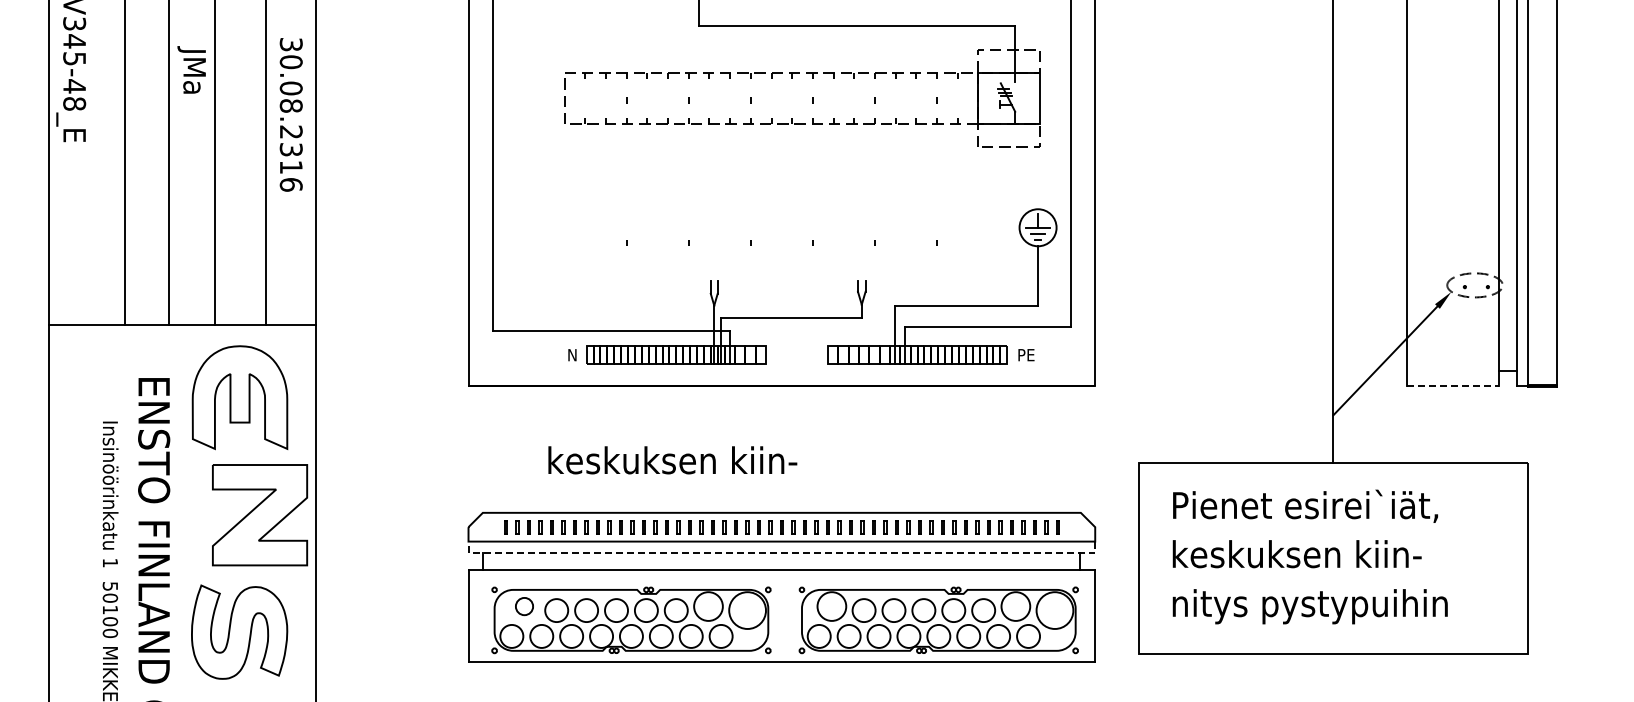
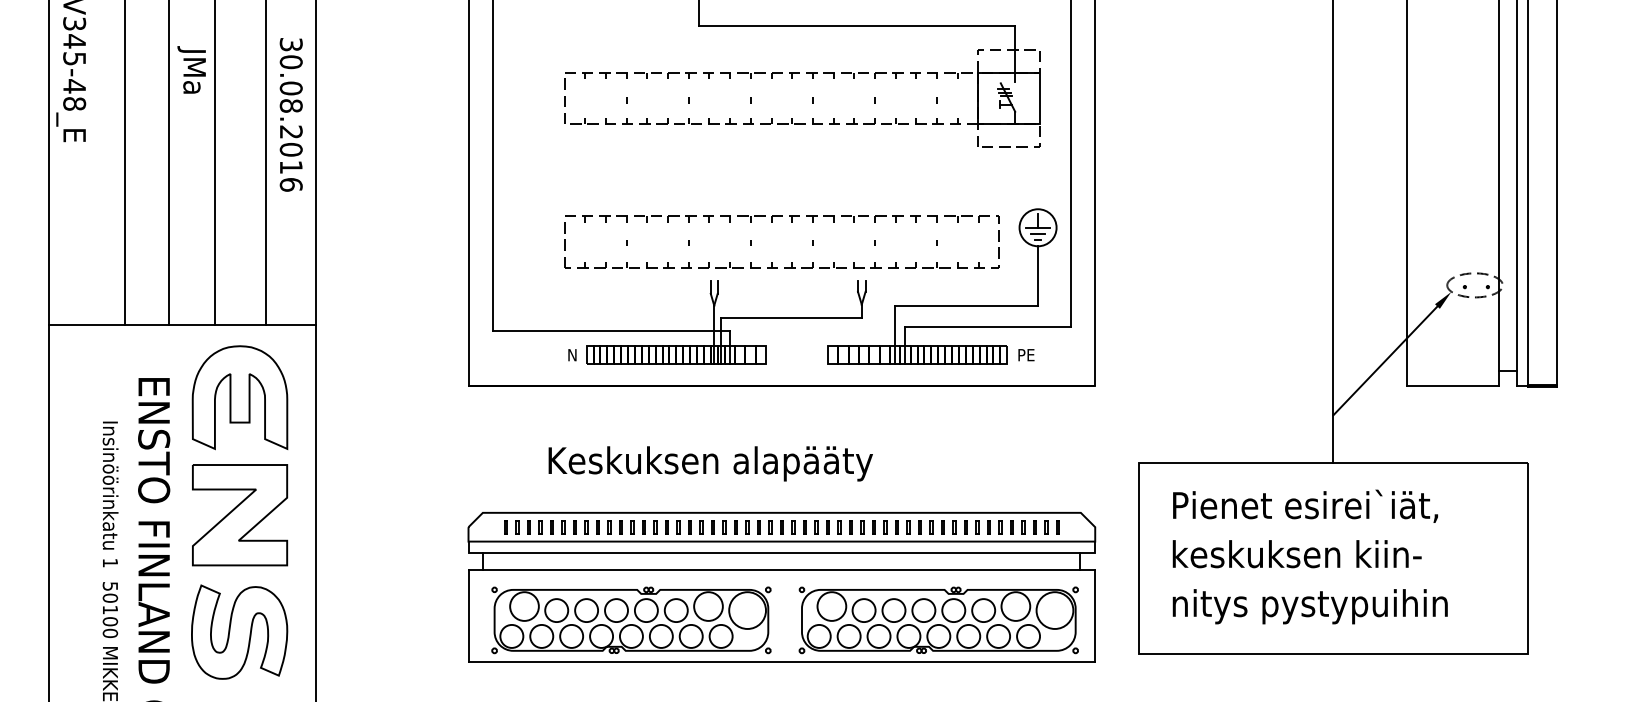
text: 30.08.2316 -> 30.08.2016 (290, 149)
part: none -> present (772, 222)
line: dashed -> solid (1453, 386)
text: keskuksen kiin- -> Keskuksen alapääty (710, 463)
part position: (260, 515) -> (240, 515) (240, 515)
line: dashed -> solid (781, 553)
circle diameter: 17 px -> 29 px (524, 606)
